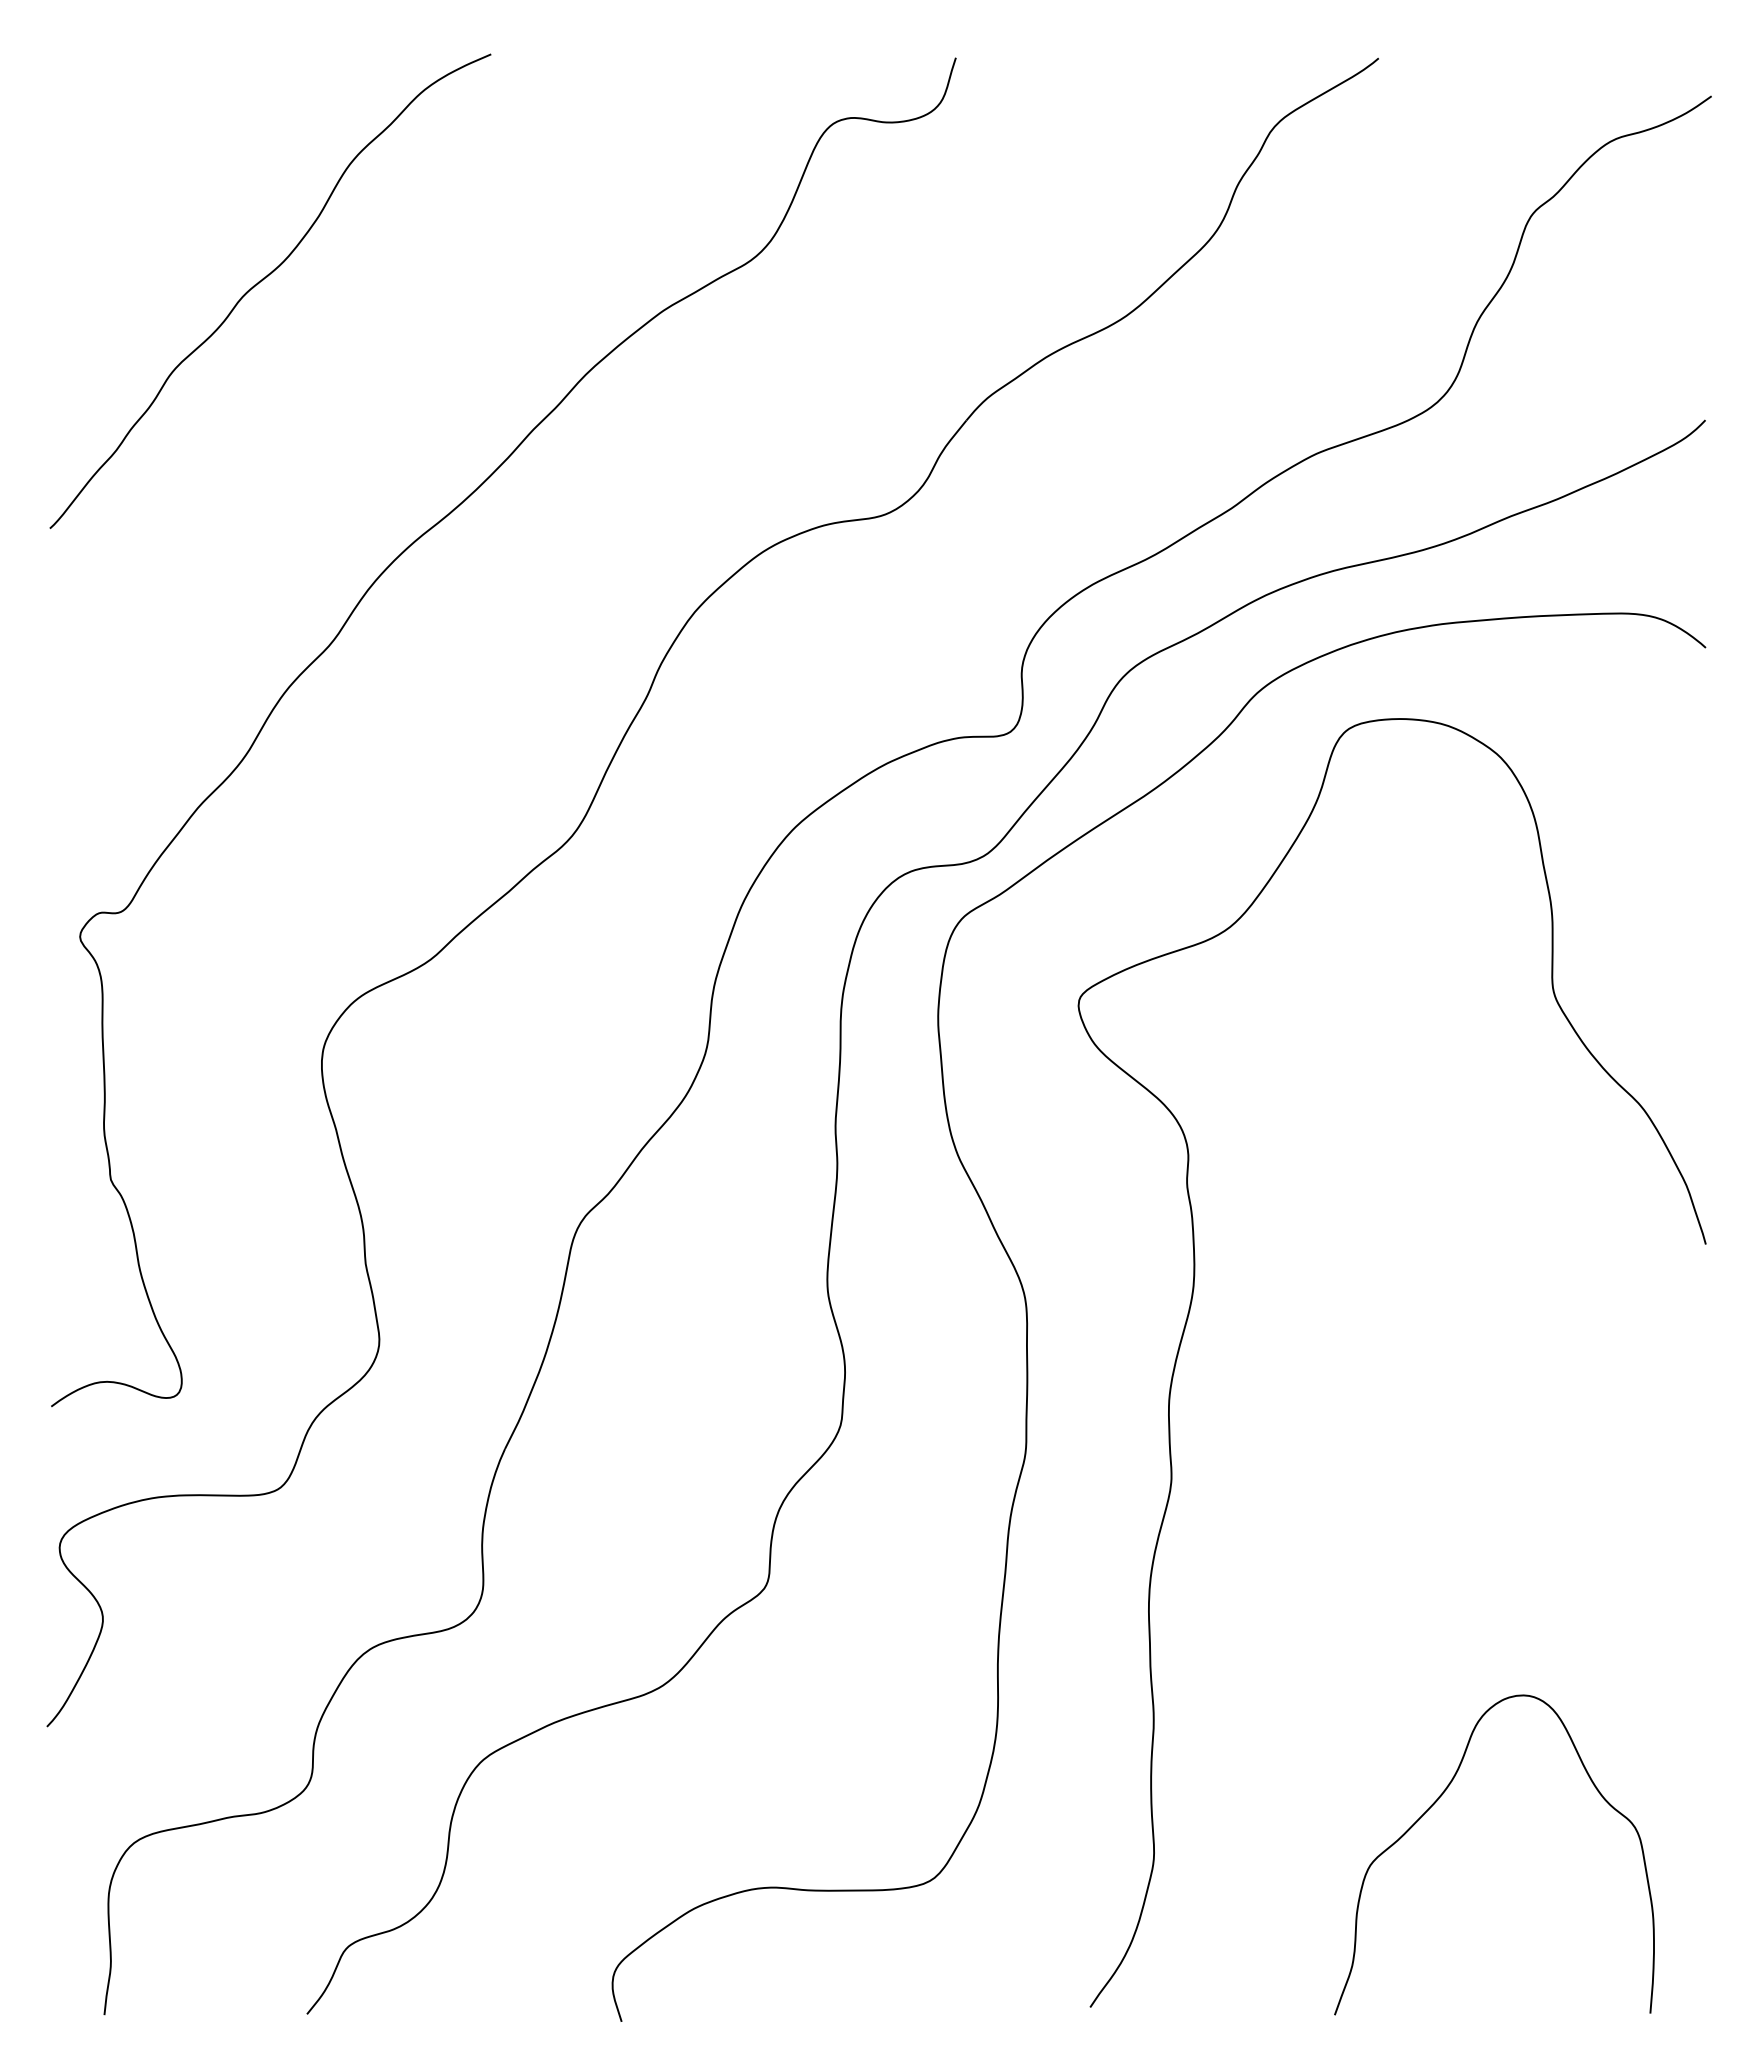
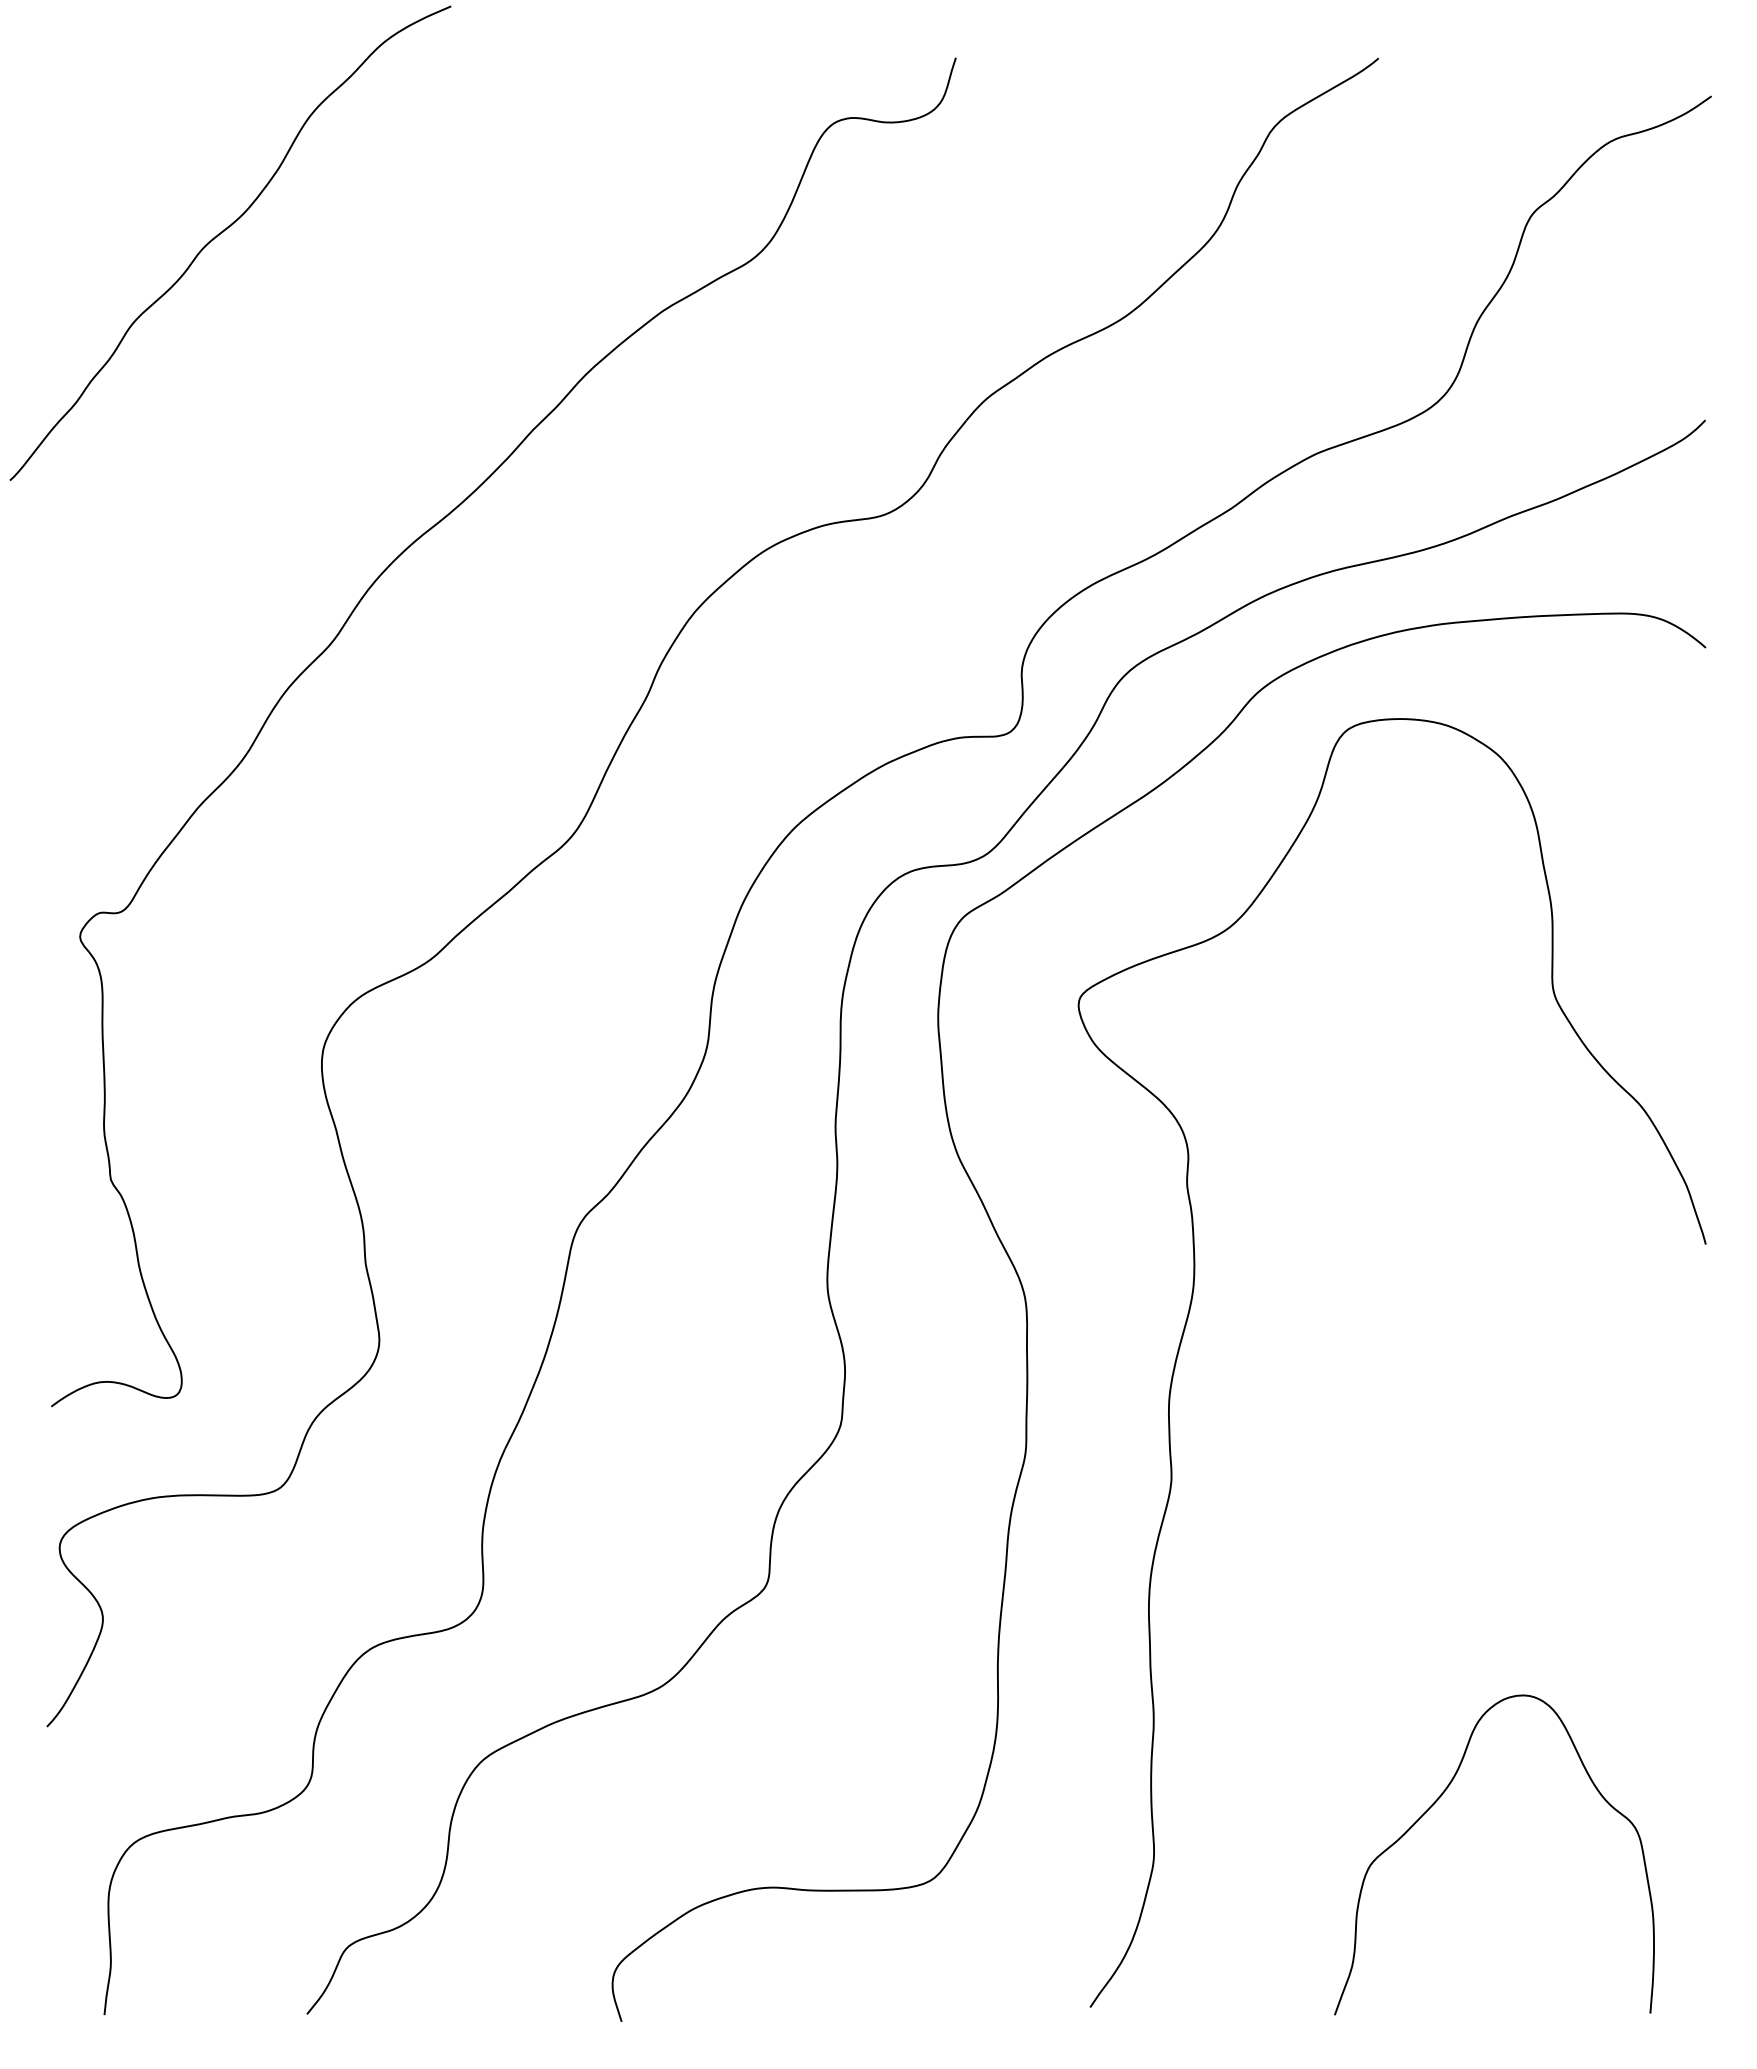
curve position: (262, 281) -> (222, 233) (222, 233)
